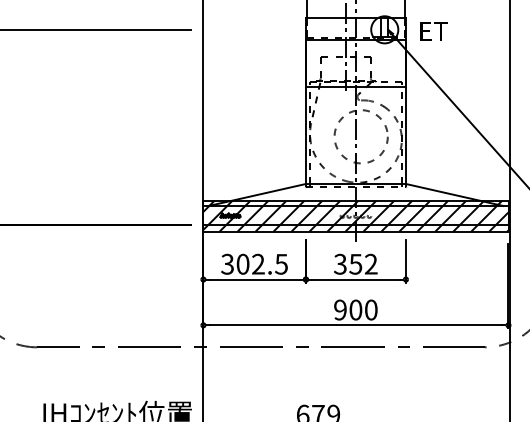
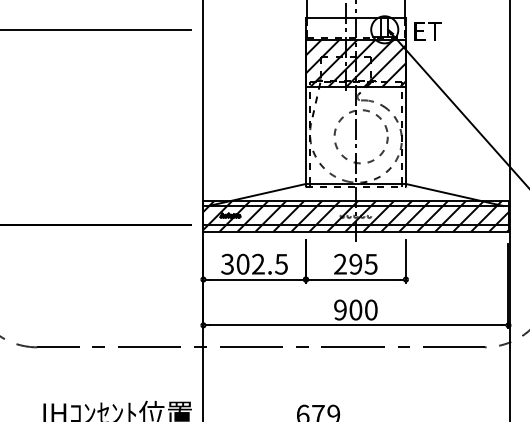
text position: (433, 31) -> (427, 31) (427, 31)
hatch: none -> present (355, 63)
text: 352 -> 295 (355, 263)
